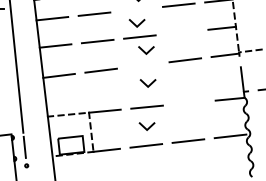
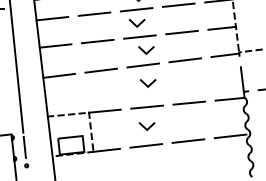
line: none -> present (136, 9)
line: none -> present (181, 32)
line: none -> present (143, 65)
line: none -> present (189, 102)
